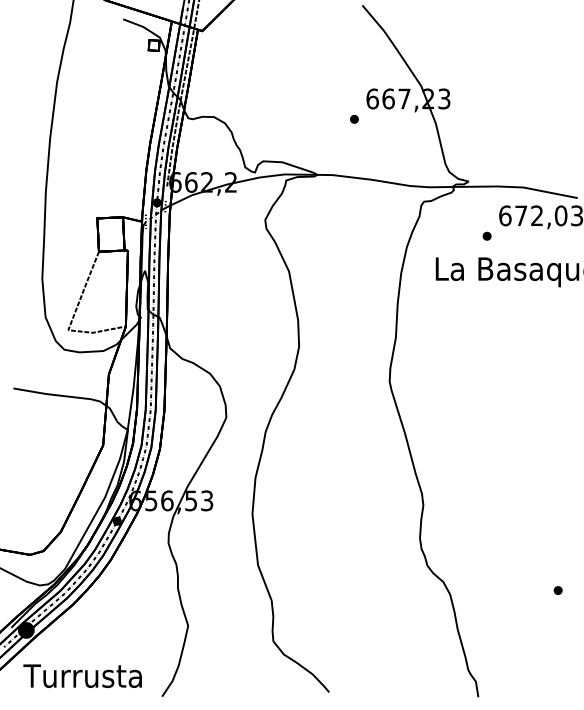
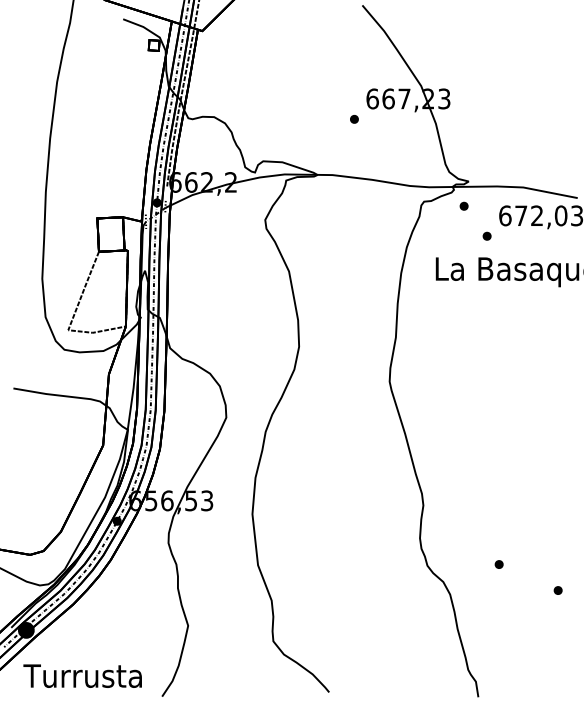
part: none -> present (463, 205)
part: none -> present (498, 564)
